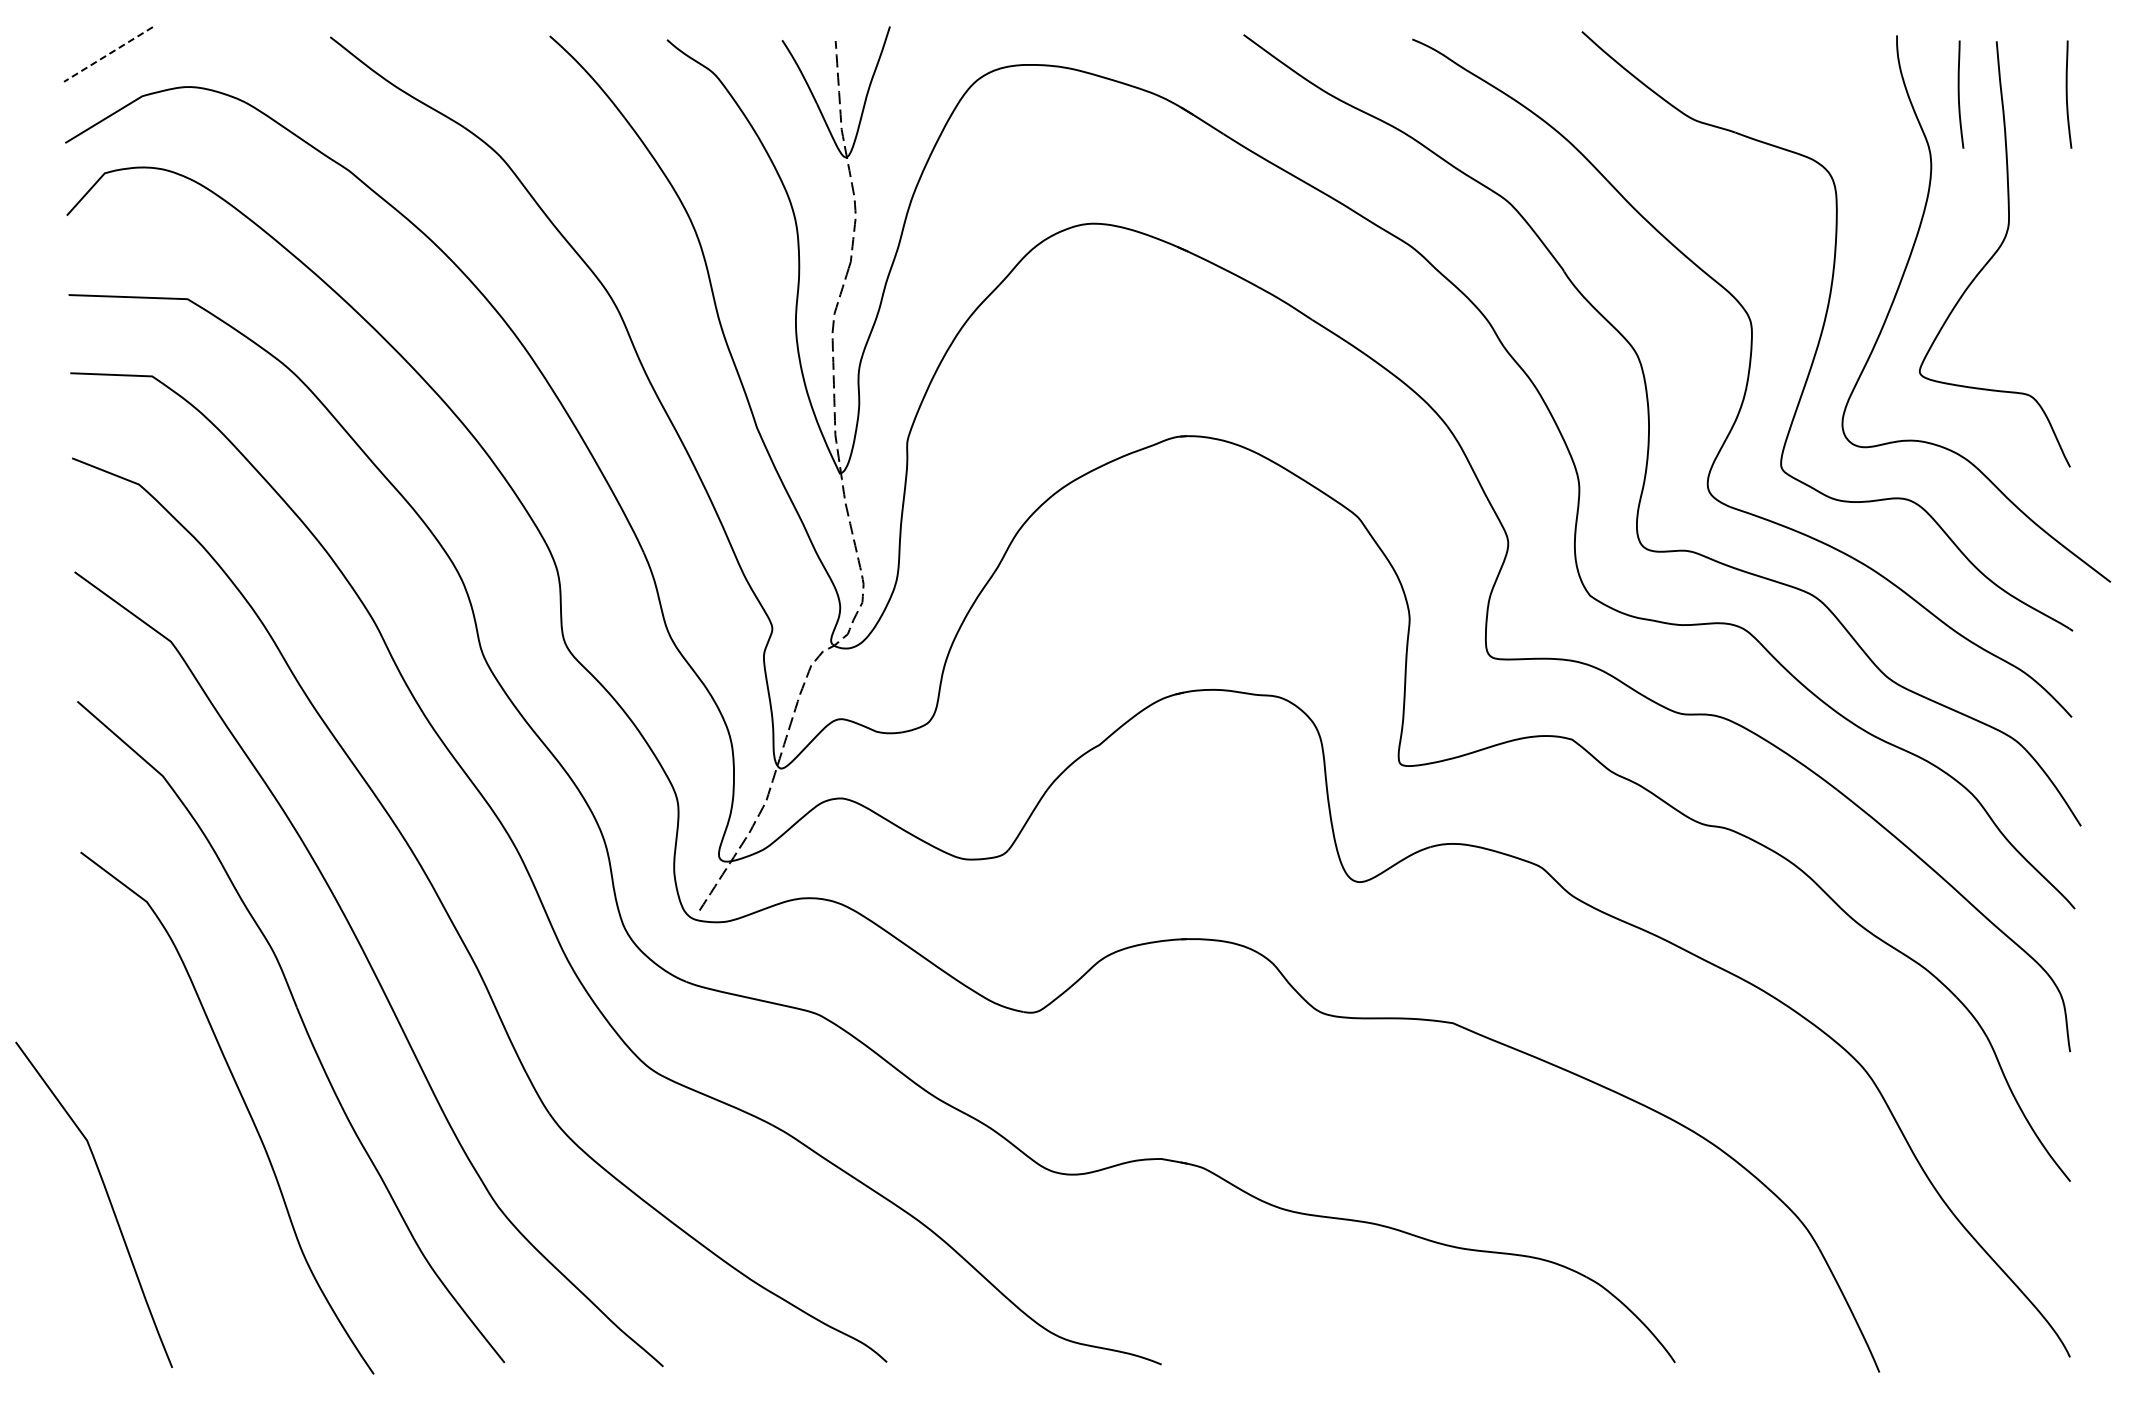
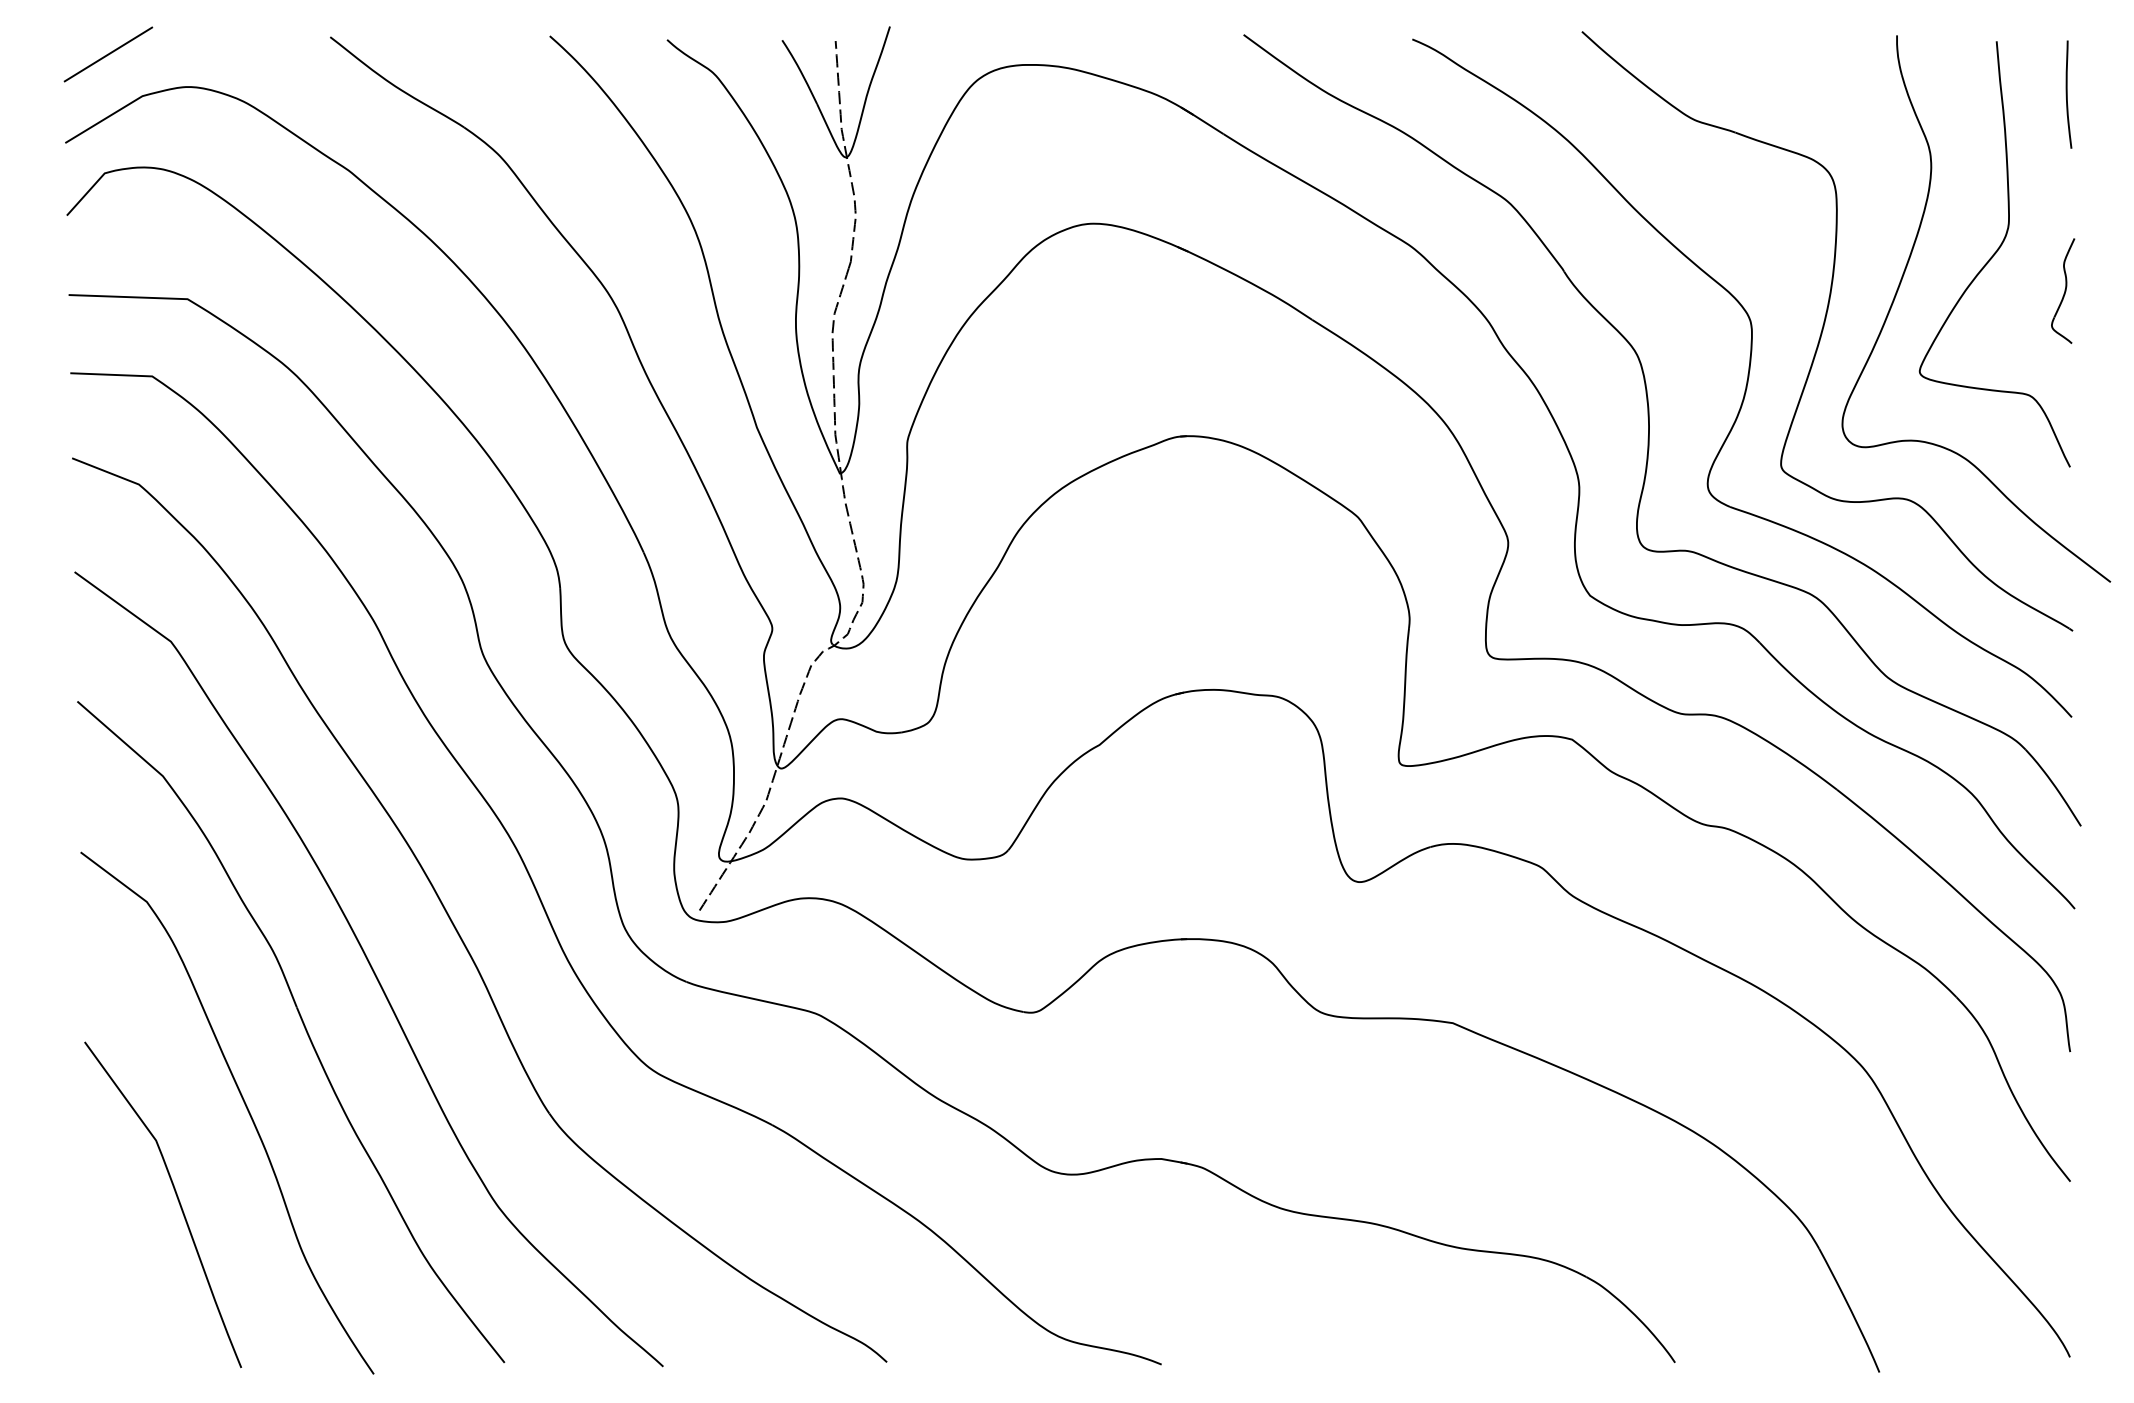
line: dashed -> solid (108, 54)
curve: present -> none (1959, 94)
part: none -> present (2063, 290)
curve position: (108, 1200) -> (177, 1200) (177, 1200)
